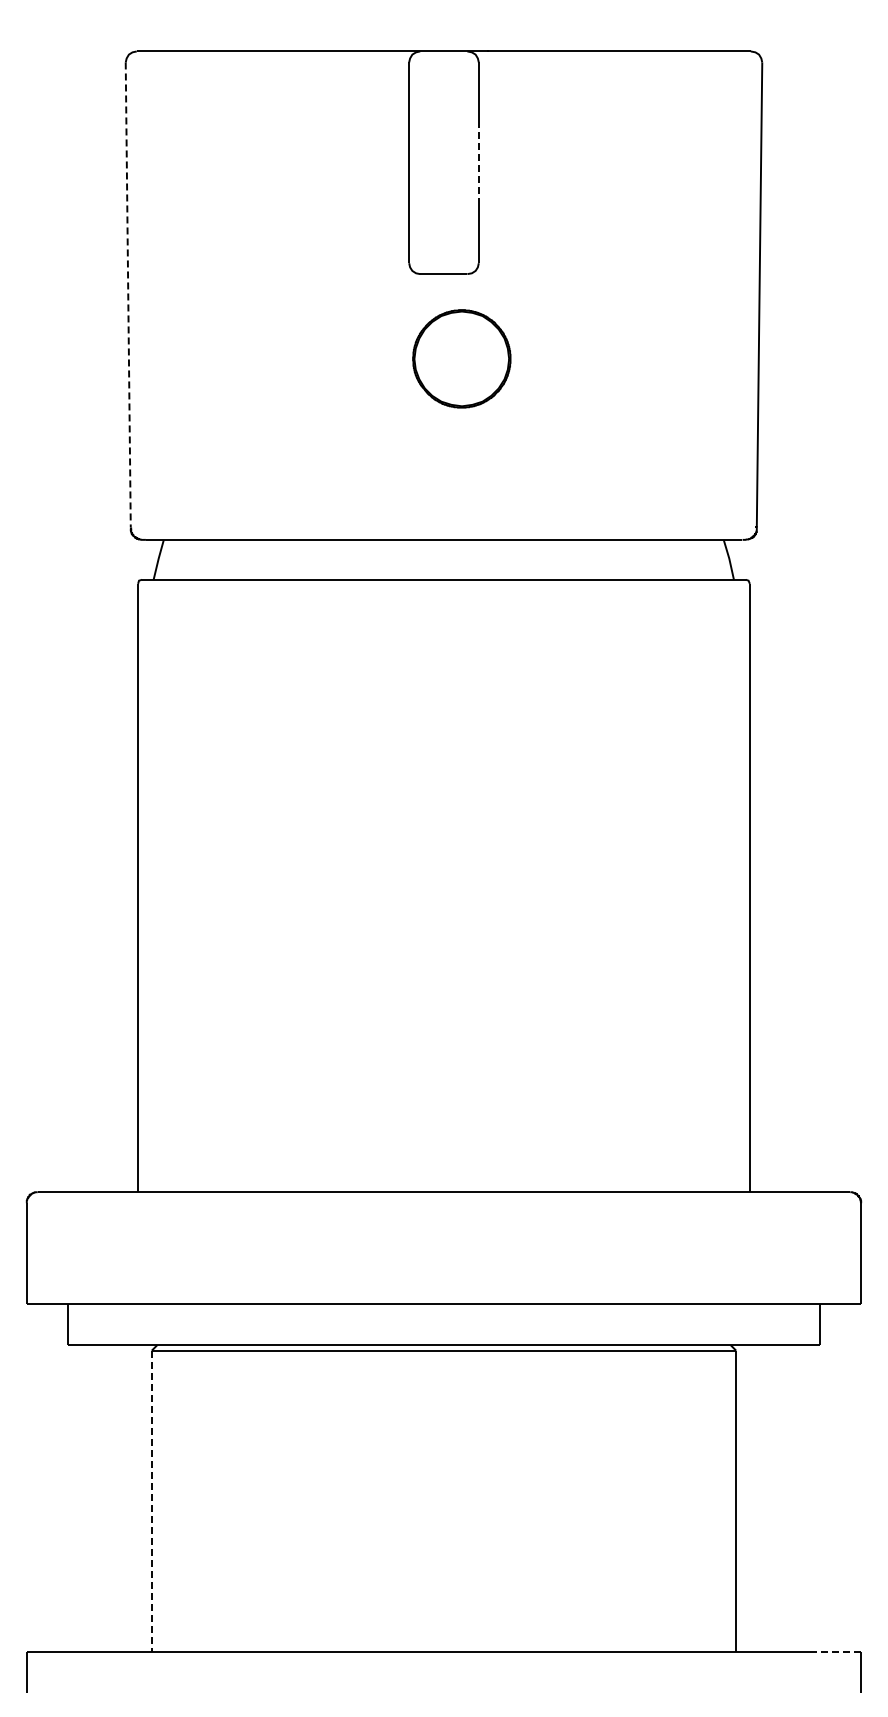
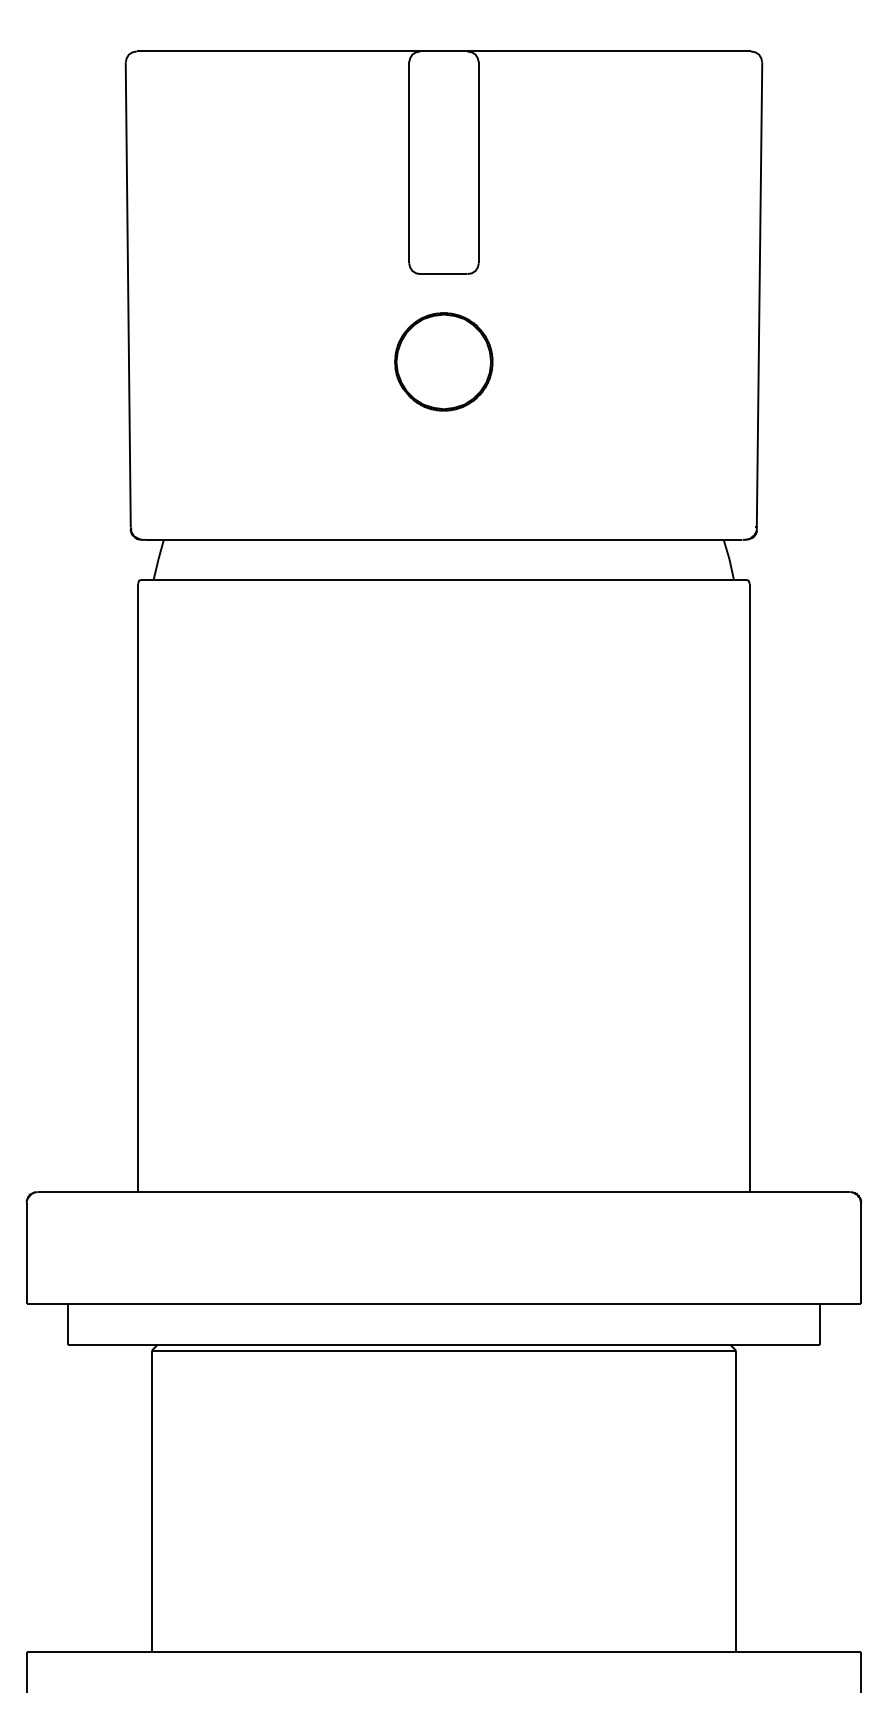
line: dashed -> solid (478, 162)
line: dashed -> solid (128, 294)
part position: (461, 358) -> (443, 361) (443, 361)
line: dashed -> solid (151, 1501)
line: dashed -> solid (835, 1651)
